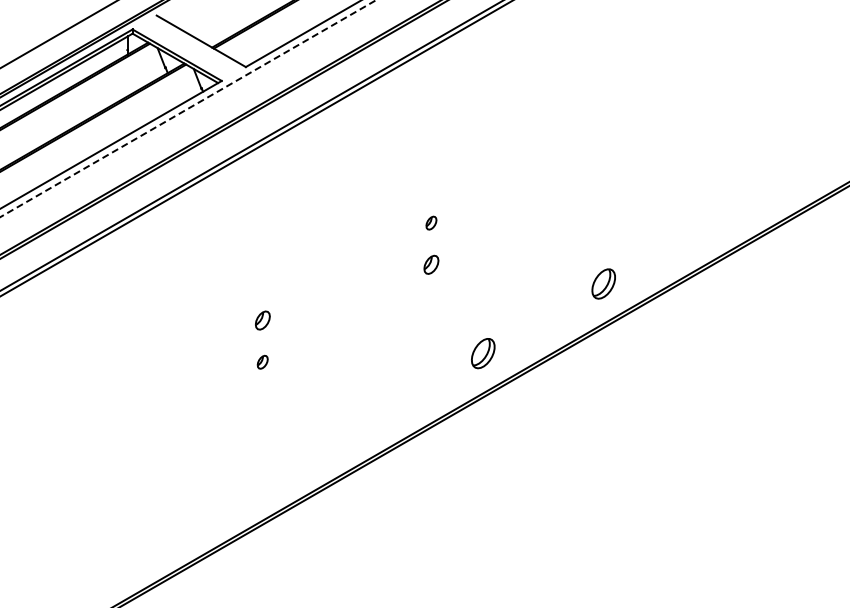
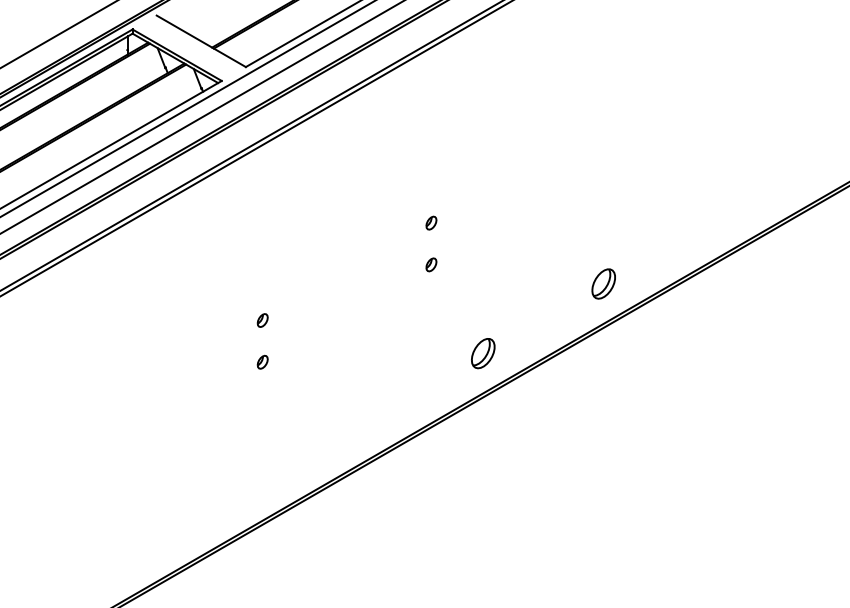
line: dashed -> solid (187, 108)
line: none -> present (201, 117)
part size: 17x21 px -> 13x16 px (431, 264)
part size: 16x21 px -> 13x15 px (262, 320)
